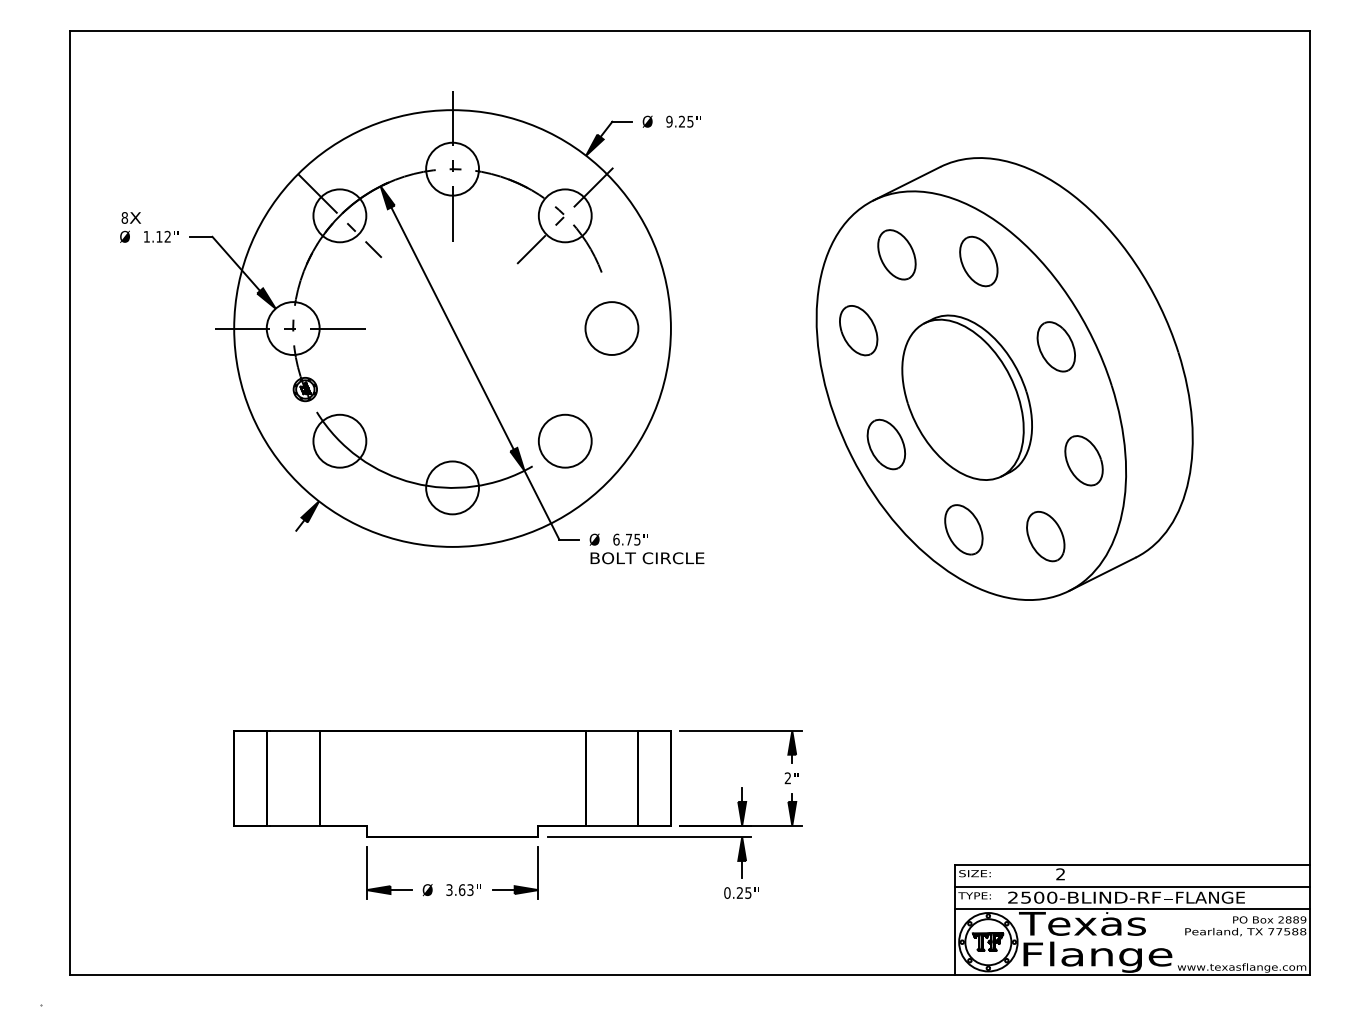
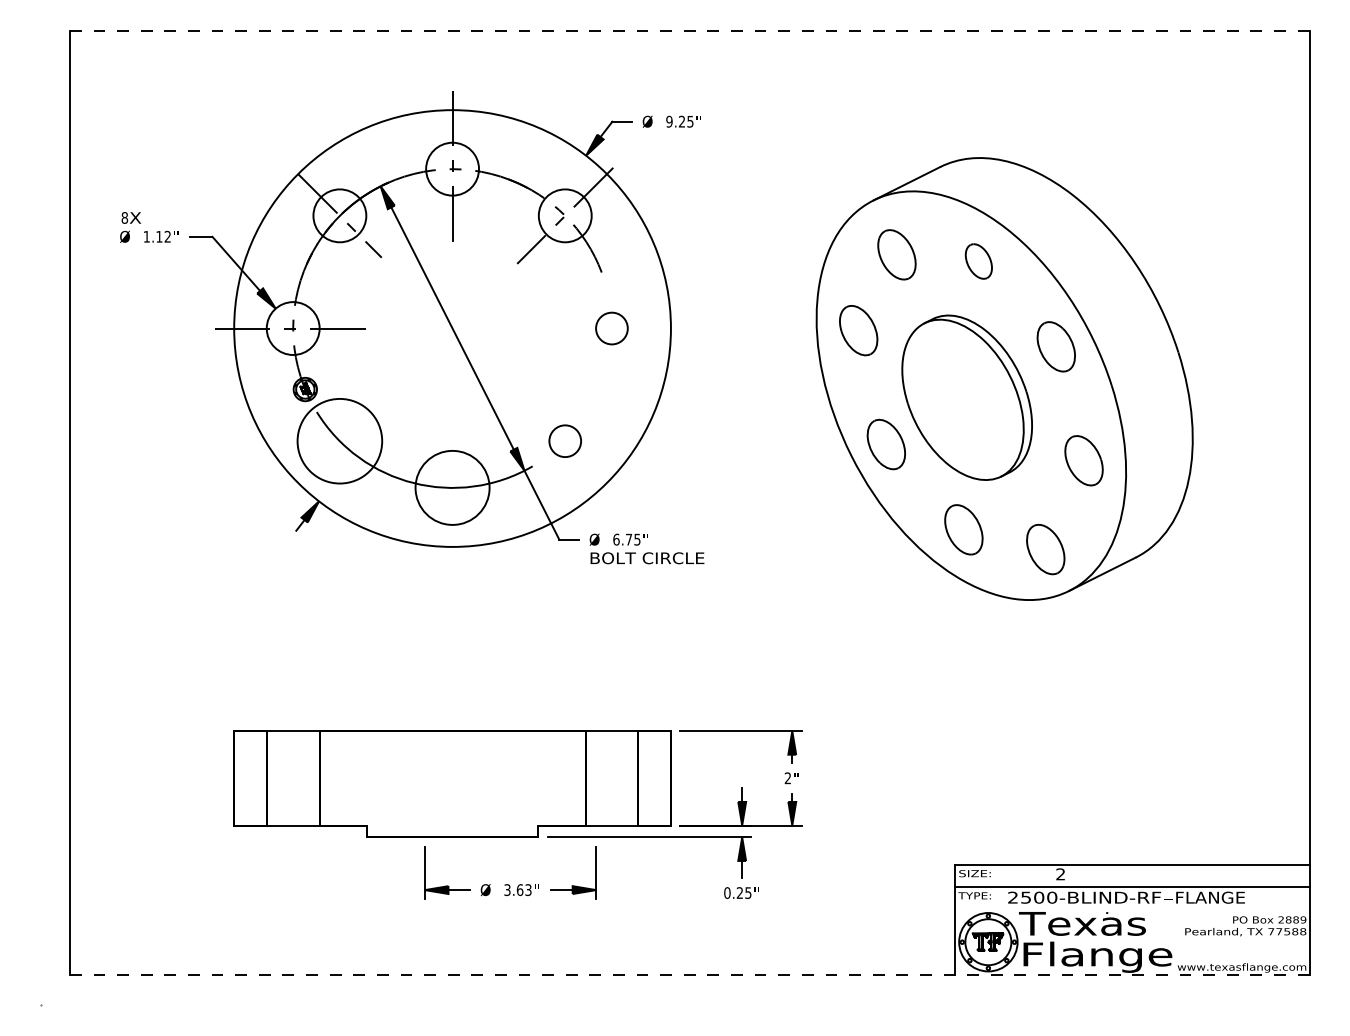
line: solid -> dashed (689, 31)
part size: 40x53 px -> 29x37 px (978, 261)
circle diameter: 53 px -> 32 px (611, 328)
circle diameter: 53 px -> 85 px (339, 440)
circle diameter: 53 px -> 32 px (565, 441)
circle diameter: 53 px -> 74 px (452, 487)
part position: (1045, 536) -> (1045, 549) (1045, 549)
part position: (451, 884) -> (509, 884) (509, 884)
line: present -> none (1132, 909)
line: solid -> dashed (689, 975)
